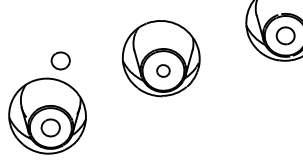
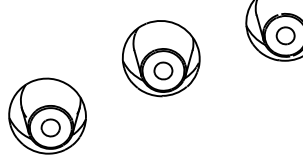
part: present -> none (60, 60)
part size: 15x14 px -> 21x20 px (163, 70)
